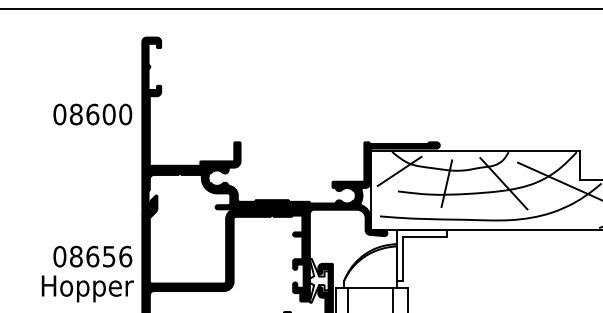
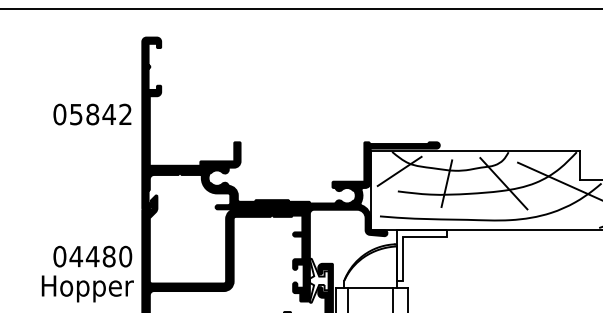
text: 08600 -> 05842 (101, 114)
text: 08656 -> 04480 (100, 256)
